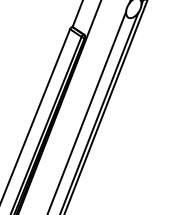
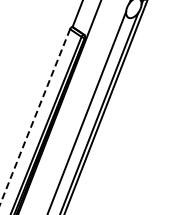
line: solid -> dashed (34, 117)
